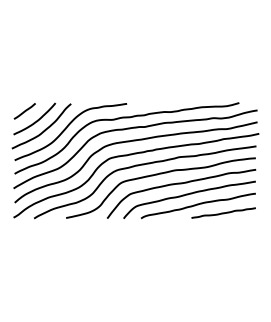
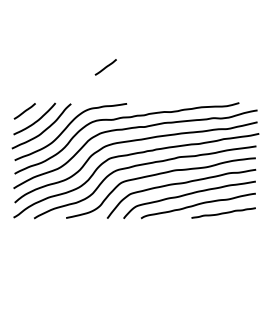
line: none -> present (105, 67)
